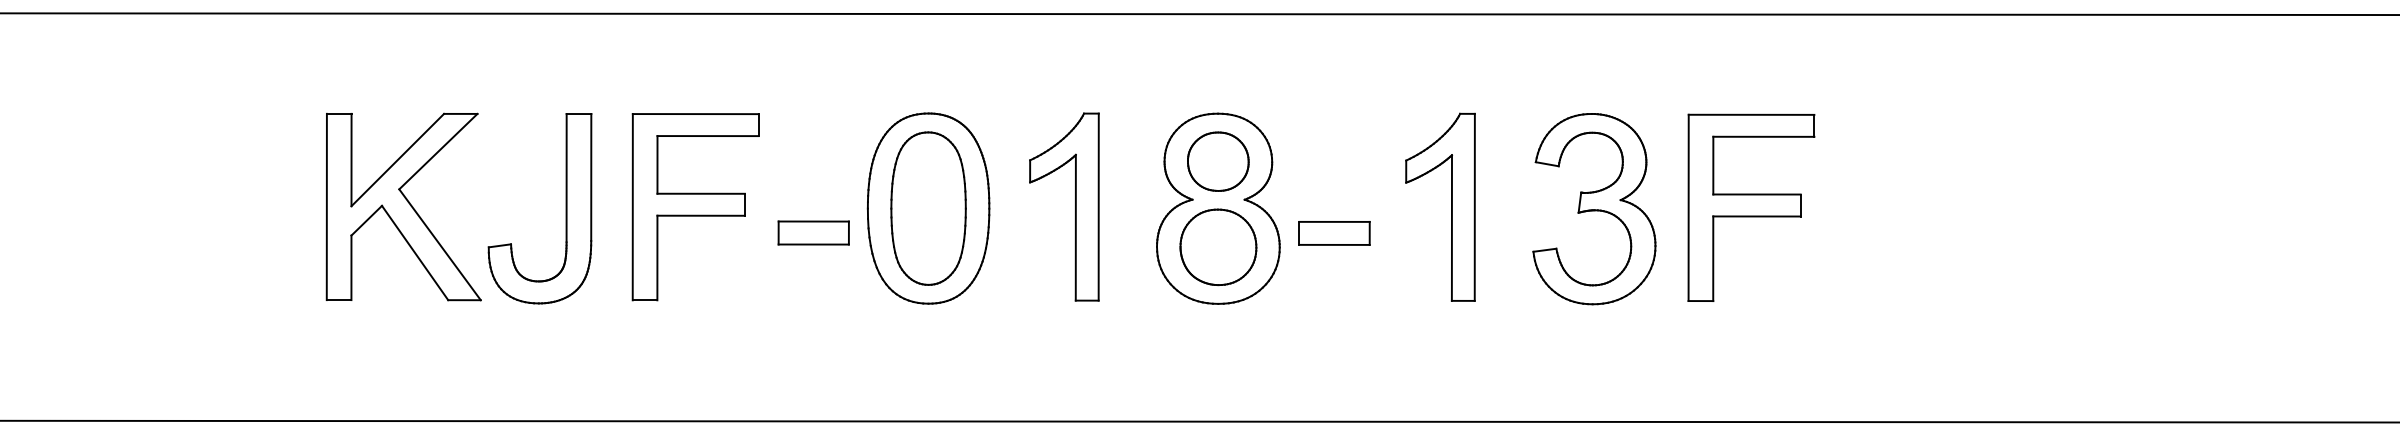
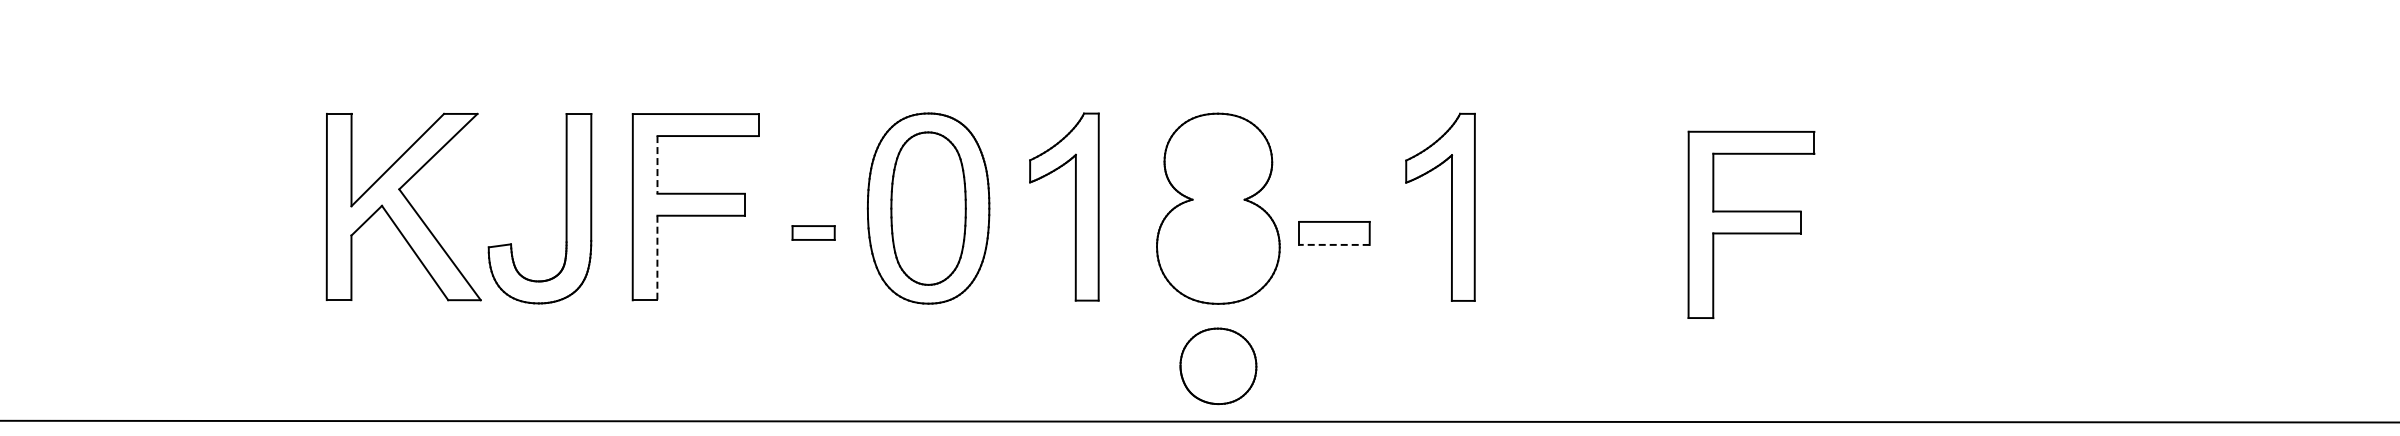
line: present -> none (1199, 14)
part: present -> none (1218, 161)
line: solid -> dashed (657, 164)
part position: (1751, 207) -> (1751, 224) (1751, 224)
part: present -> none (1594, 209)
part size: 73x26 px -> 45x16 px (813, 232)
line: solid -> dashed (1334, 244)
part position: (1218, 247) -> (1218, 366) (1218, 366)
line: solid -> dashed (657, 258)
